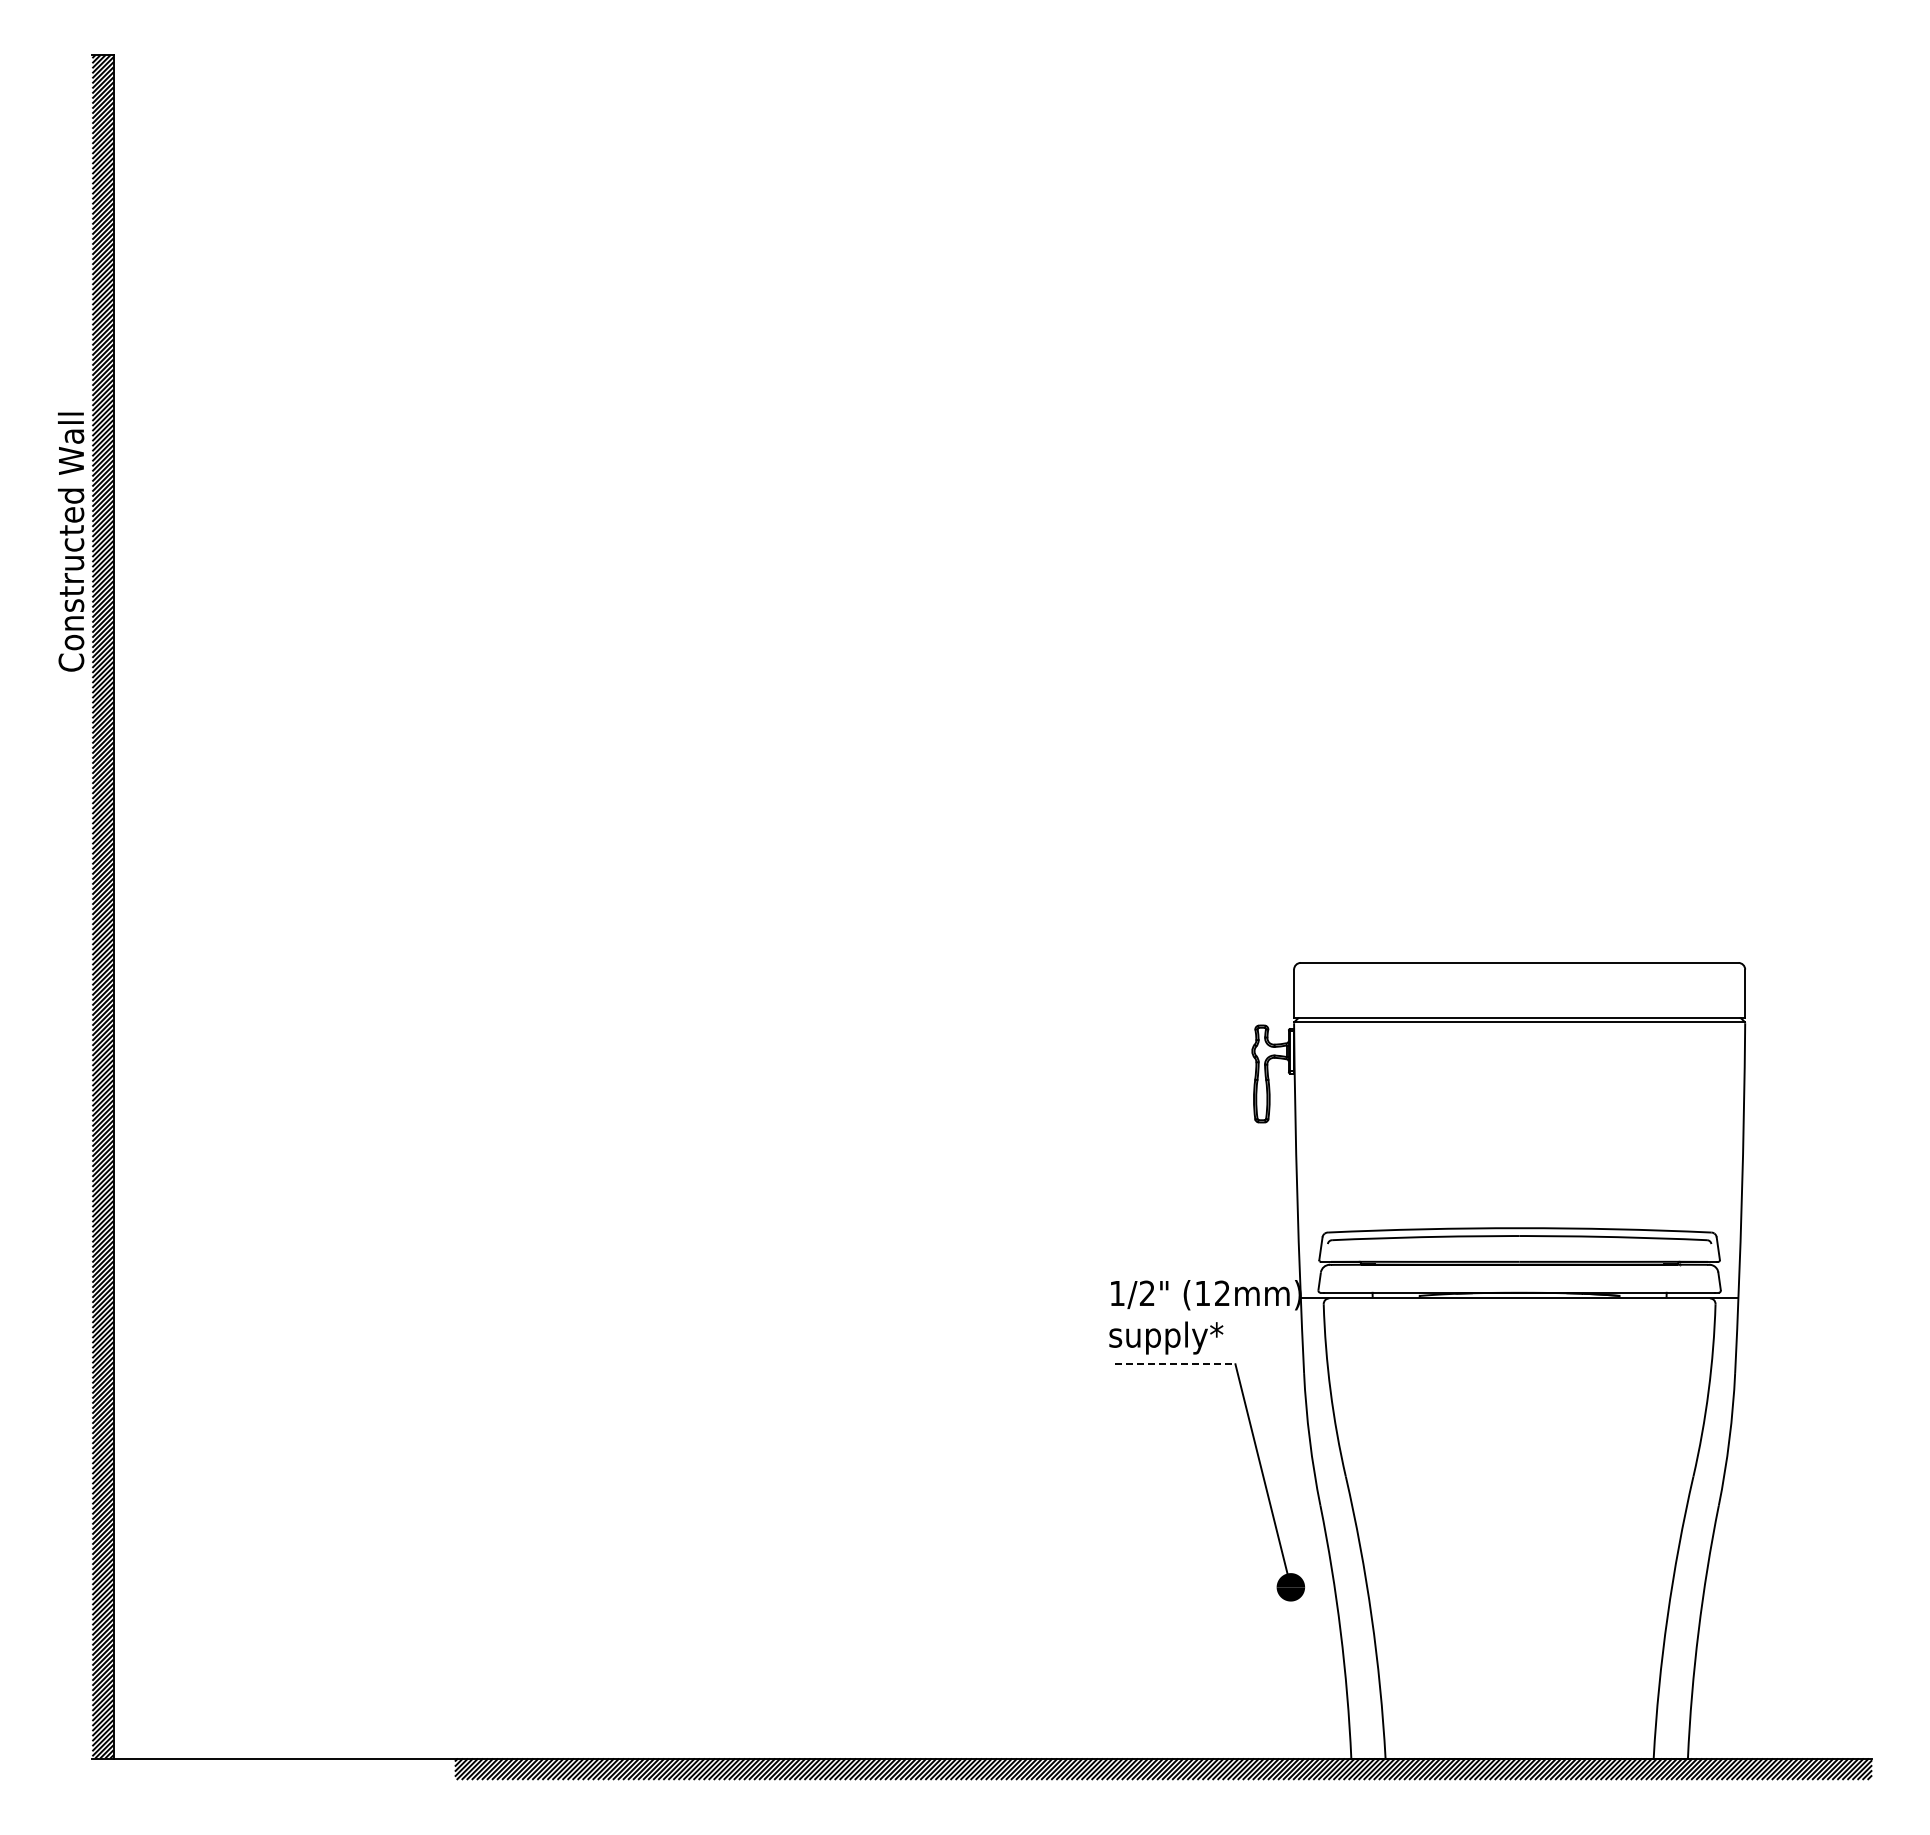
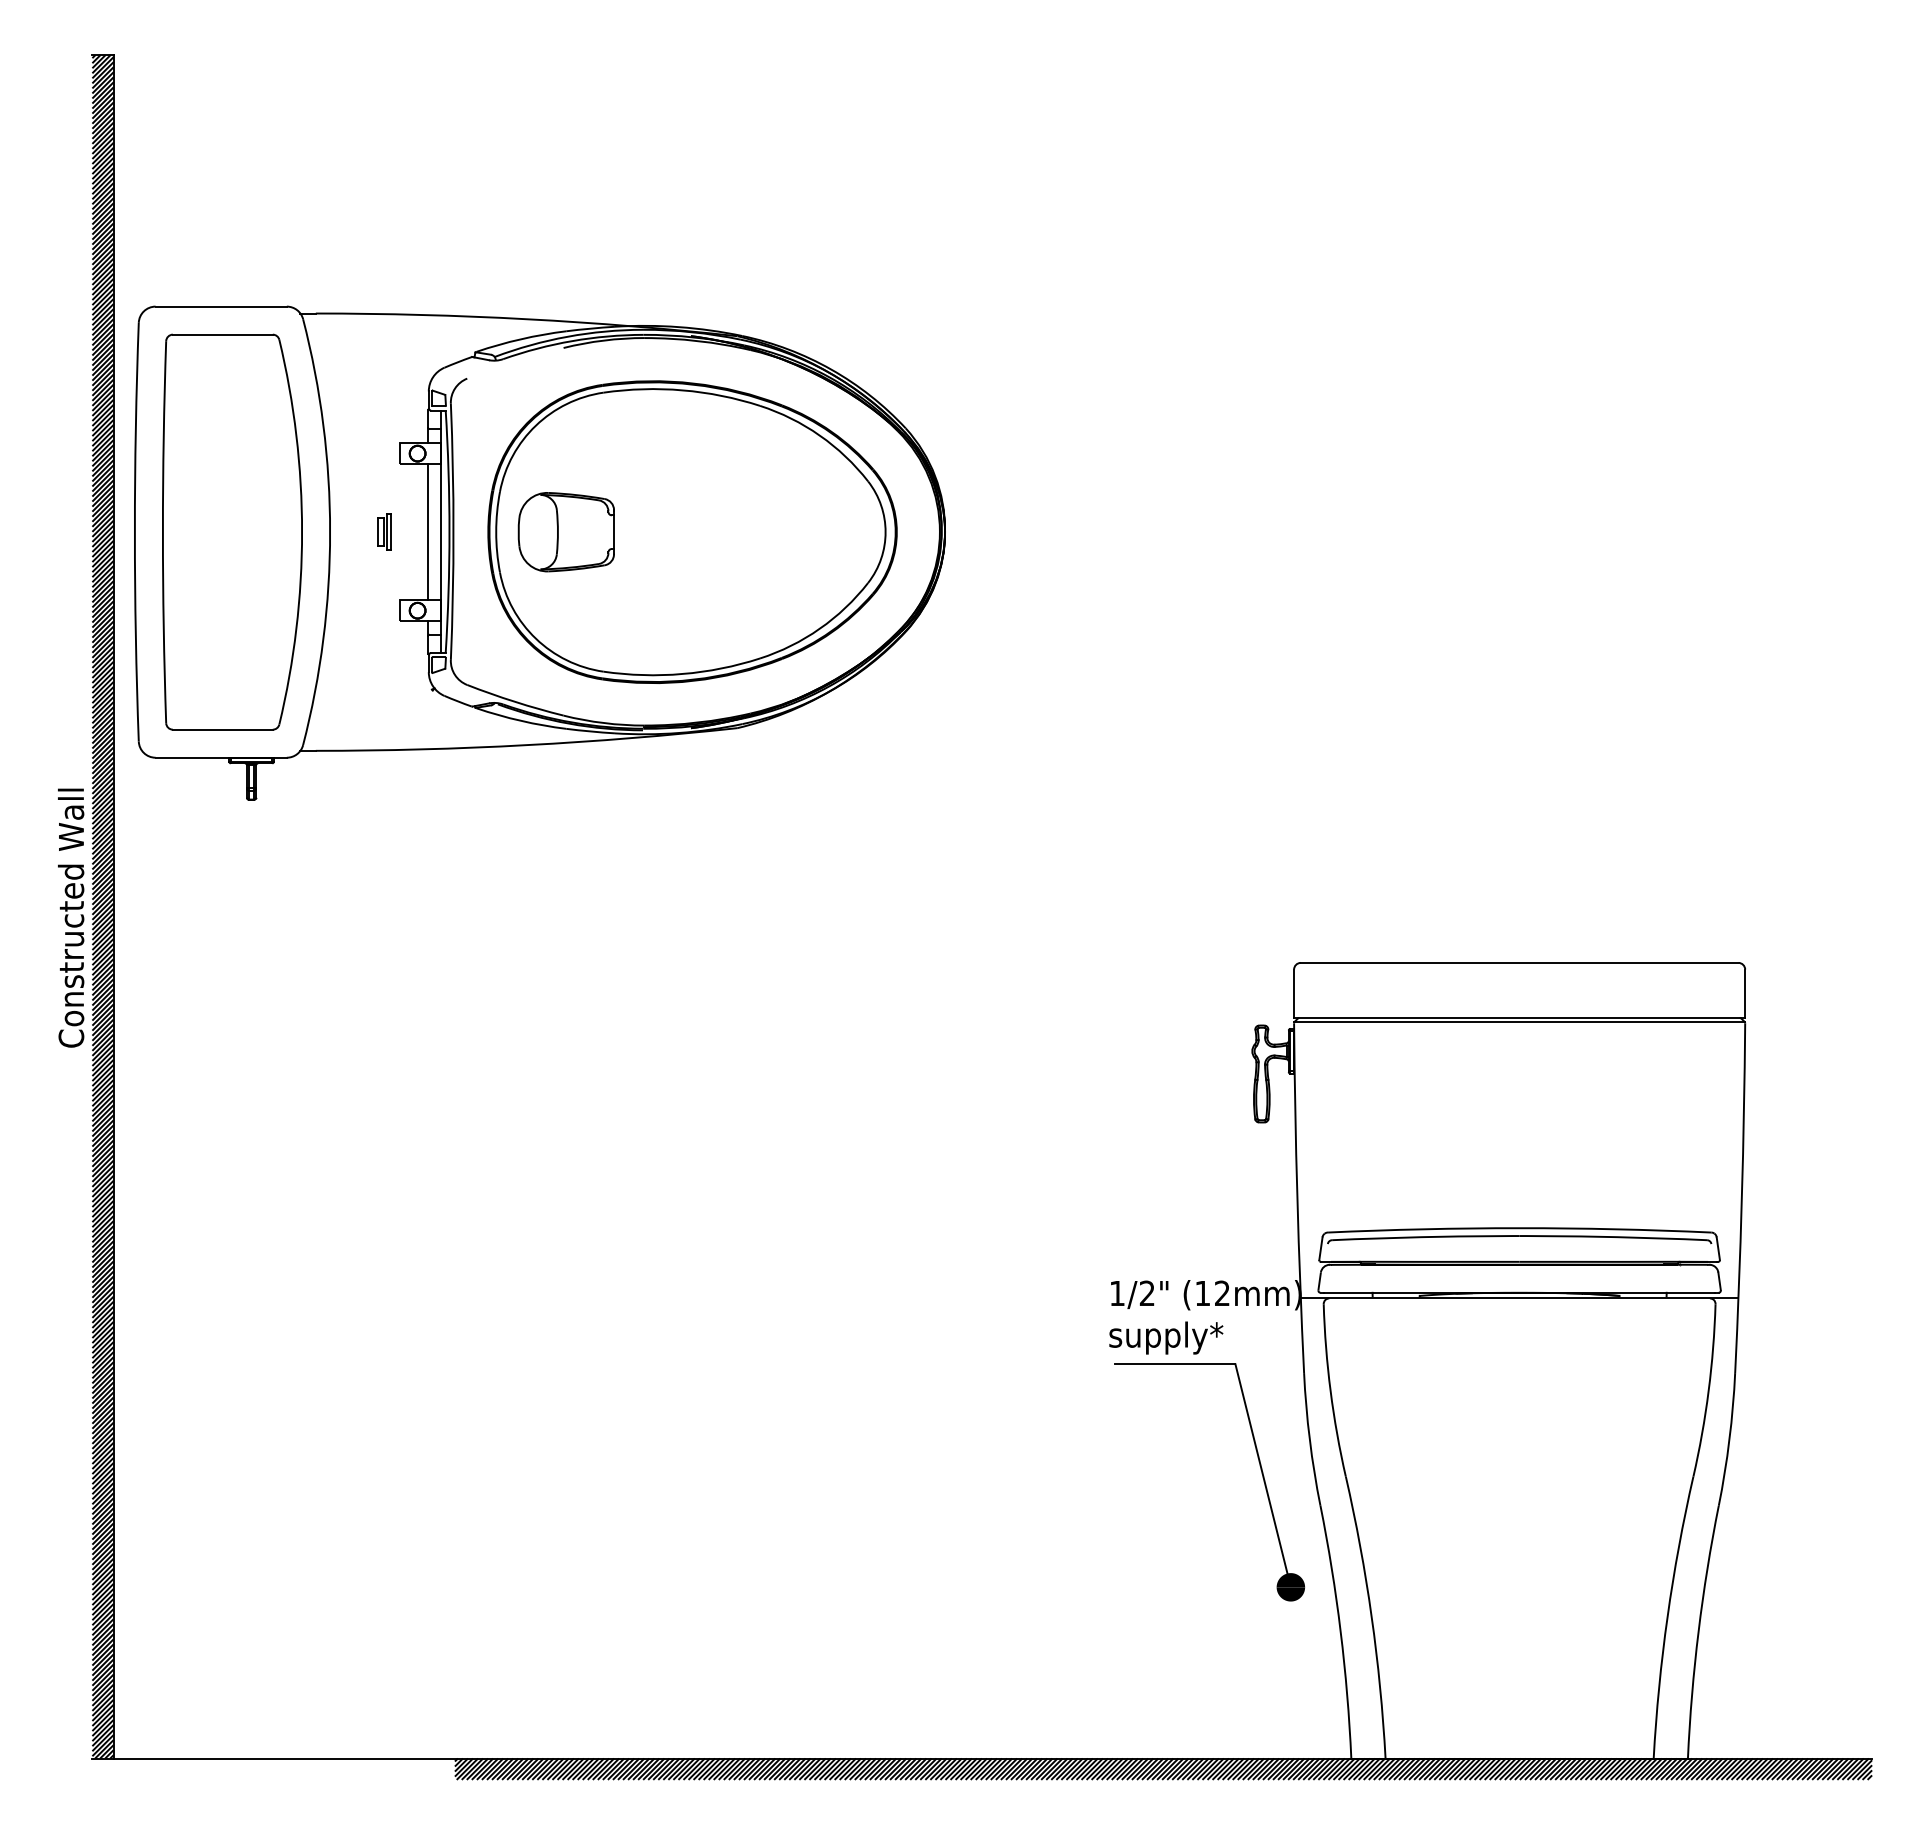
text position: (71, 541) -> (71, 917) (71, 917)
part: none -> present (539, 552)
line: dashed -> solid (1175, 1364)
